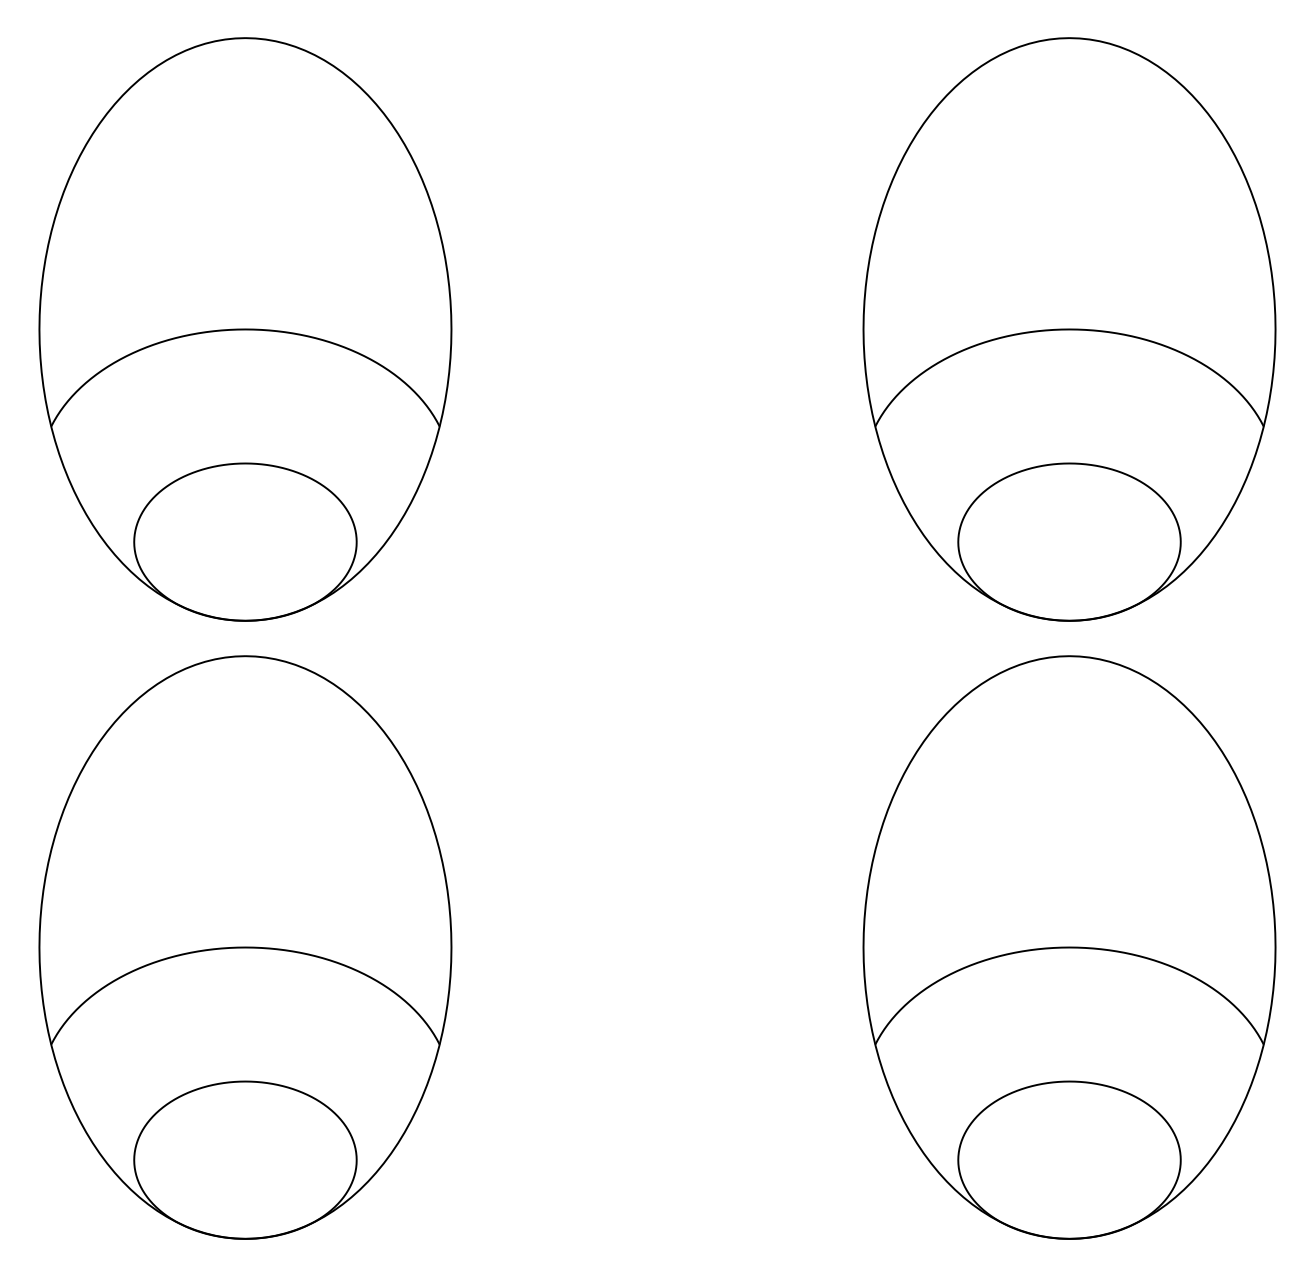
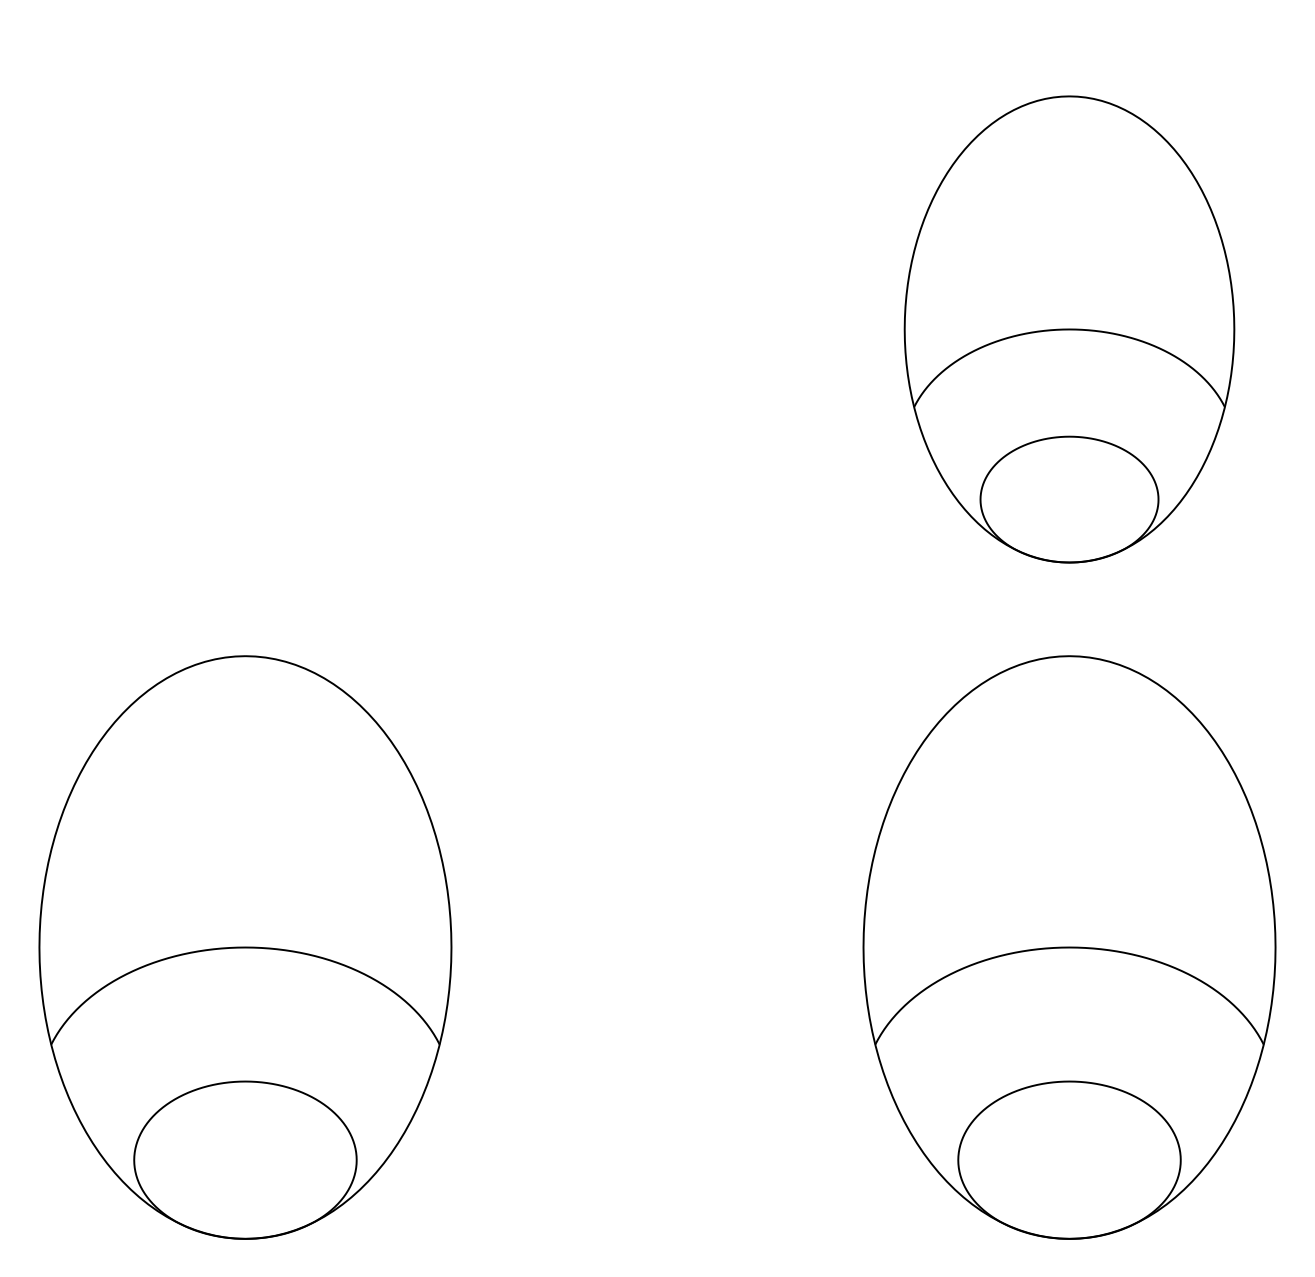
part: present -> none (245, 329)
part size: 415x585 px -> 333x469 px (1069, 329)
